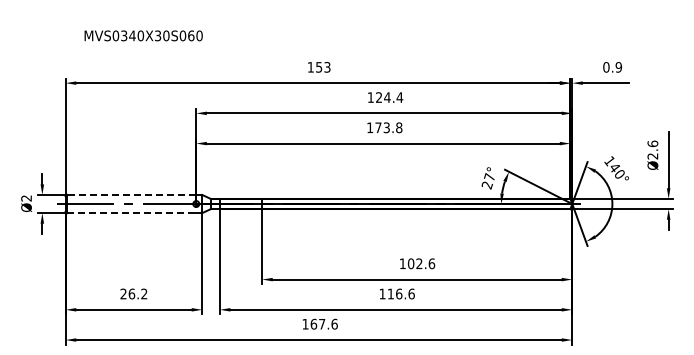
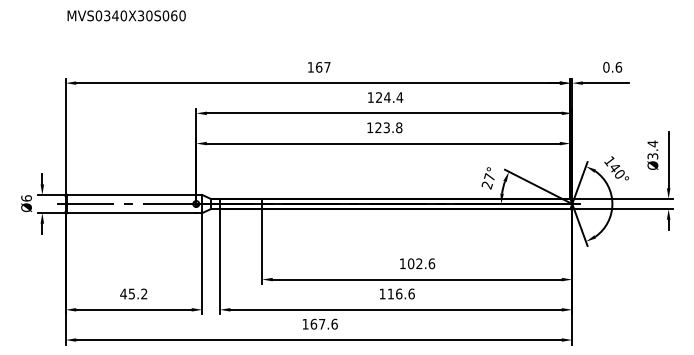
text position: (143, 35) -> (126, 15) (126, 15)
text: 153 -> 167 (323, 67)
text: 0.9 -> 0.6 (618, 67)
text: 173.8 -> 123.8 (378, 127)
text: Ø2.6 -> Ø3.4 (652, 149)
line: dashed -> solid (131, 194)
text: Ø2 -> Ø6 (26, 198)
line: dashed -> solid (131, 213)
text: 26.2 -> 45.2 (127, 293)
